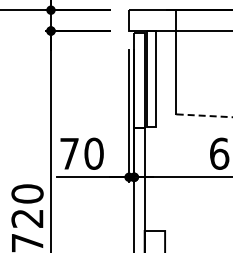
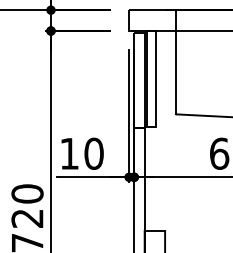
line: dashed -> solid (204, 115)
text: 70 -> 10 (69, 153)
